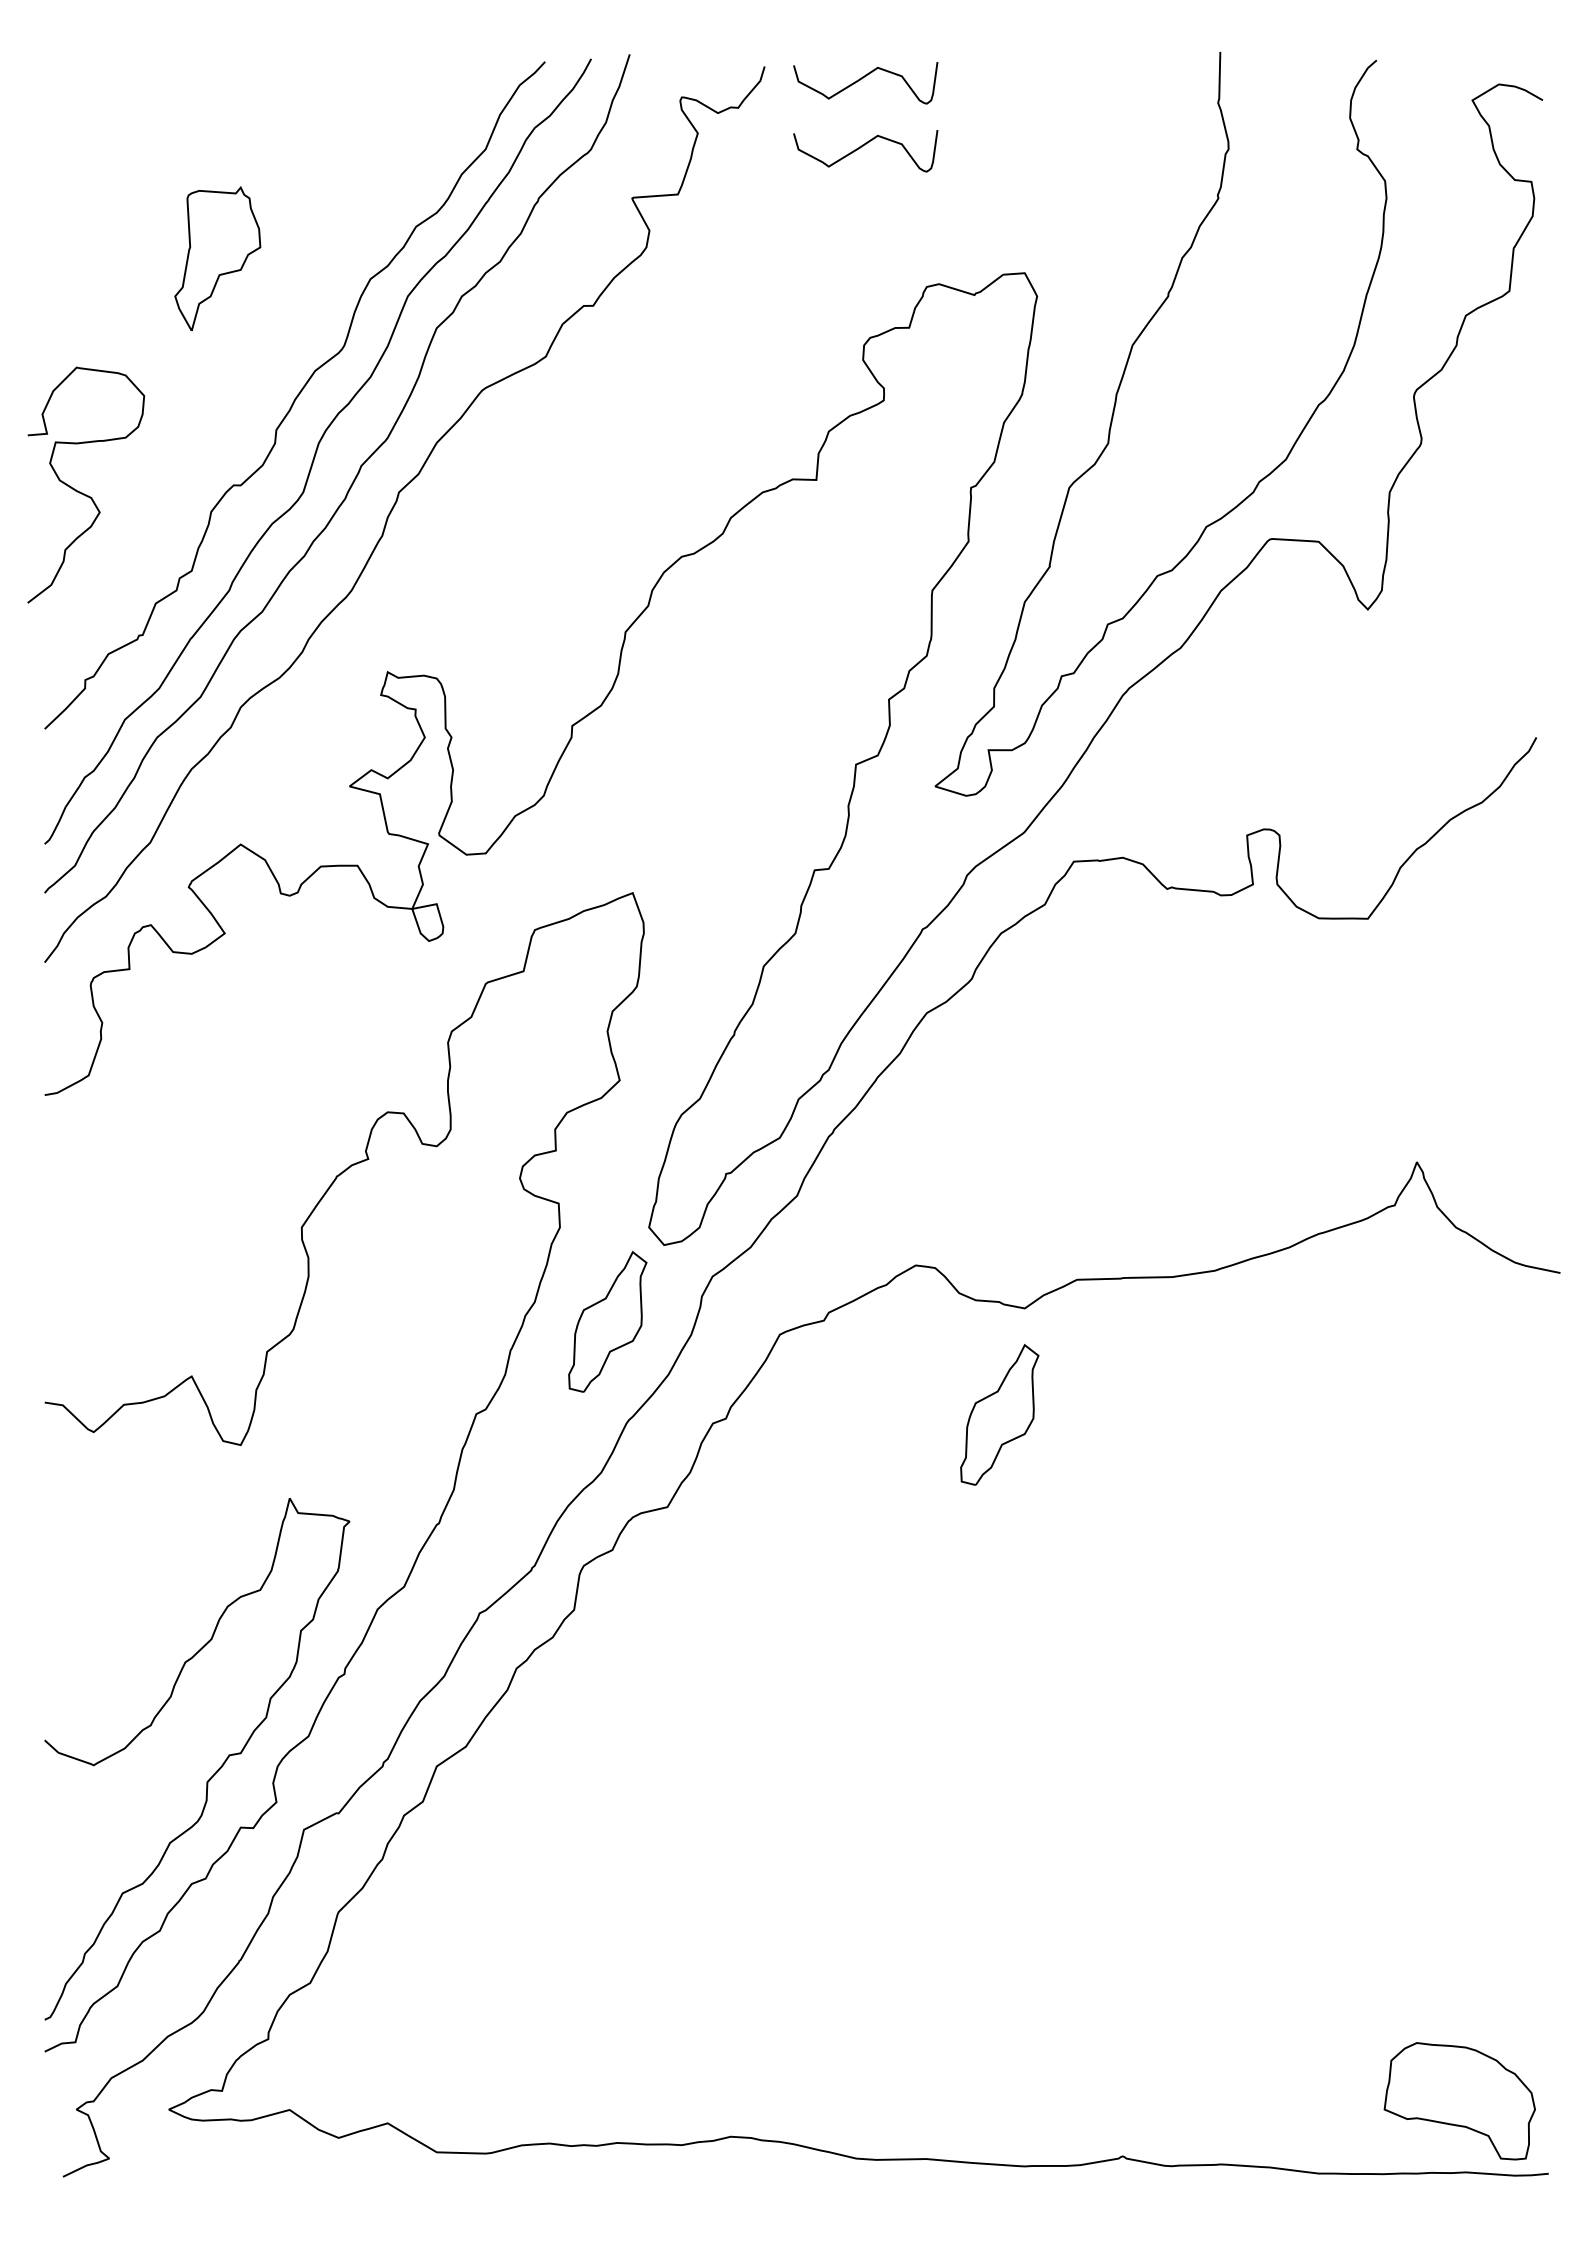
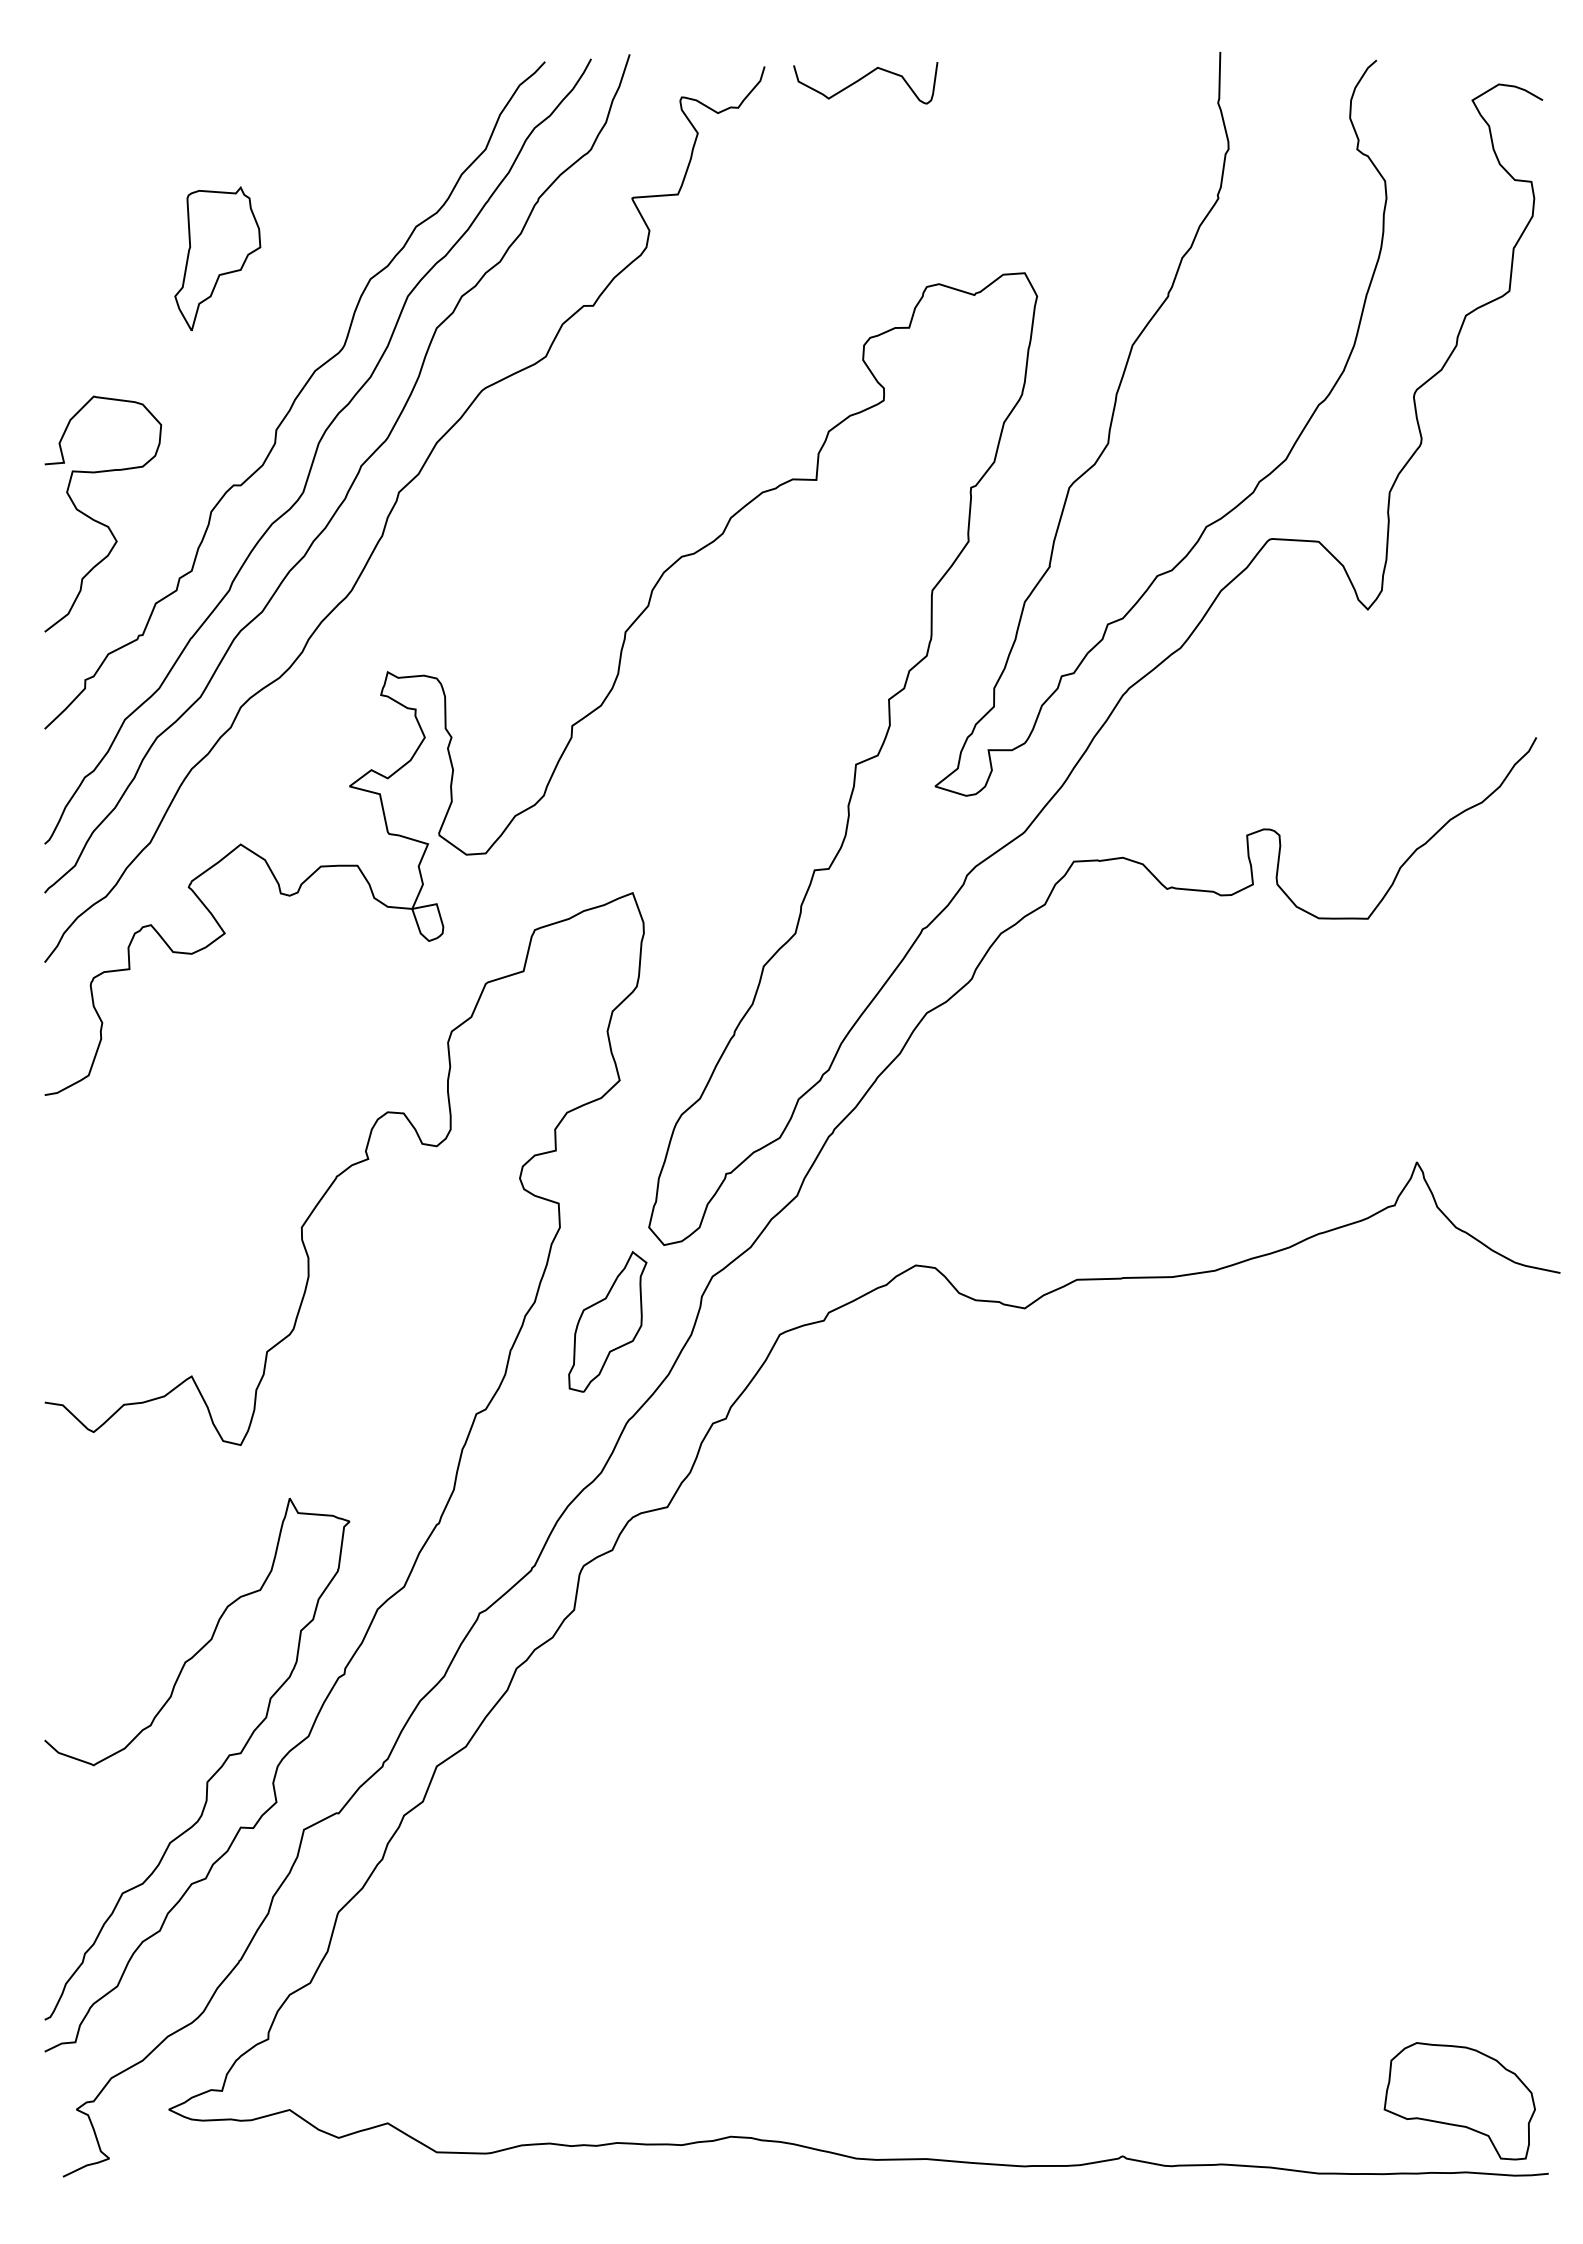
curve: present -> none (863, 146)
curve position: (82, 492) -> (99, 521) (99, 521)
part: present -> none (999, 1414)
